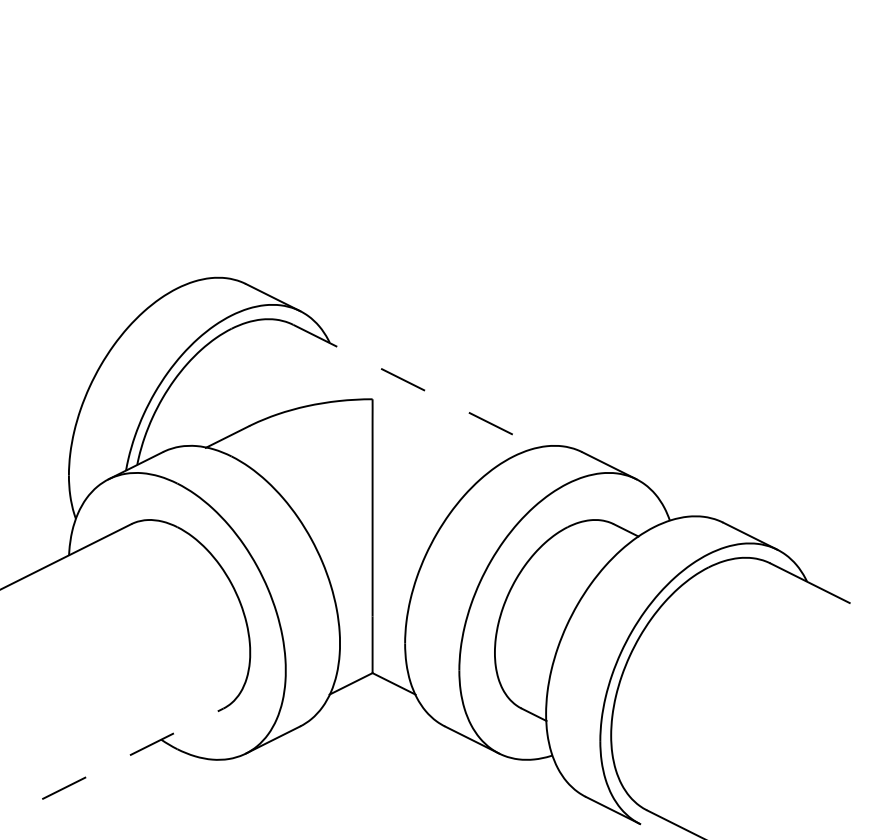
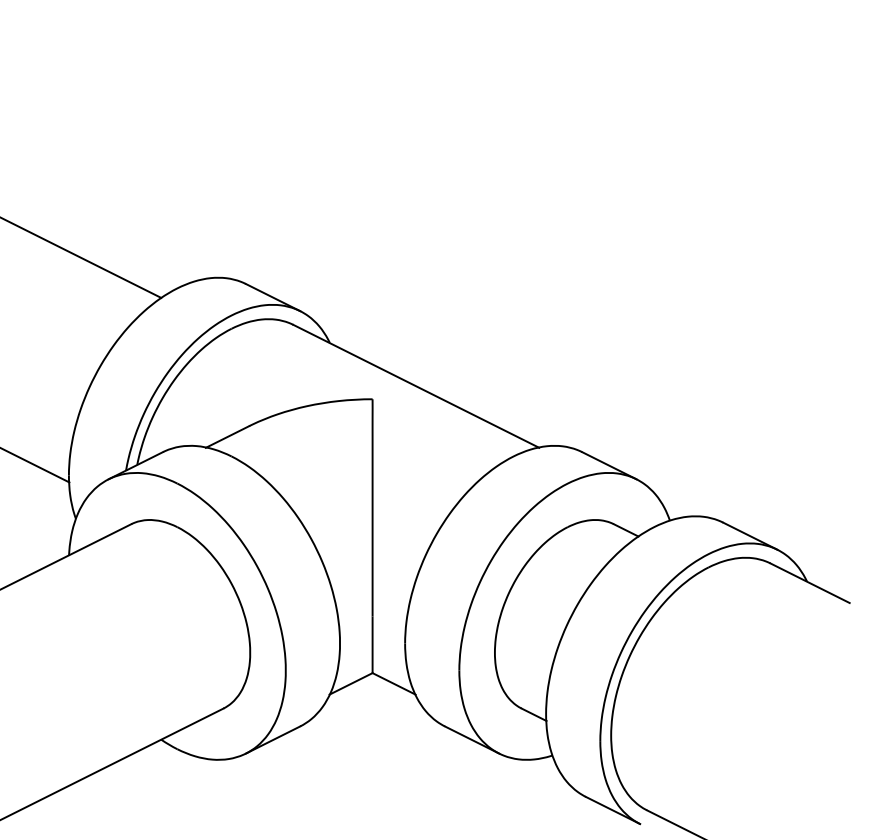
line: none -> present (81, 257)
line: dashed -> solid (416, 386)
line: none -> present (35, 465)
line: dashed -> solid (111, 764)
